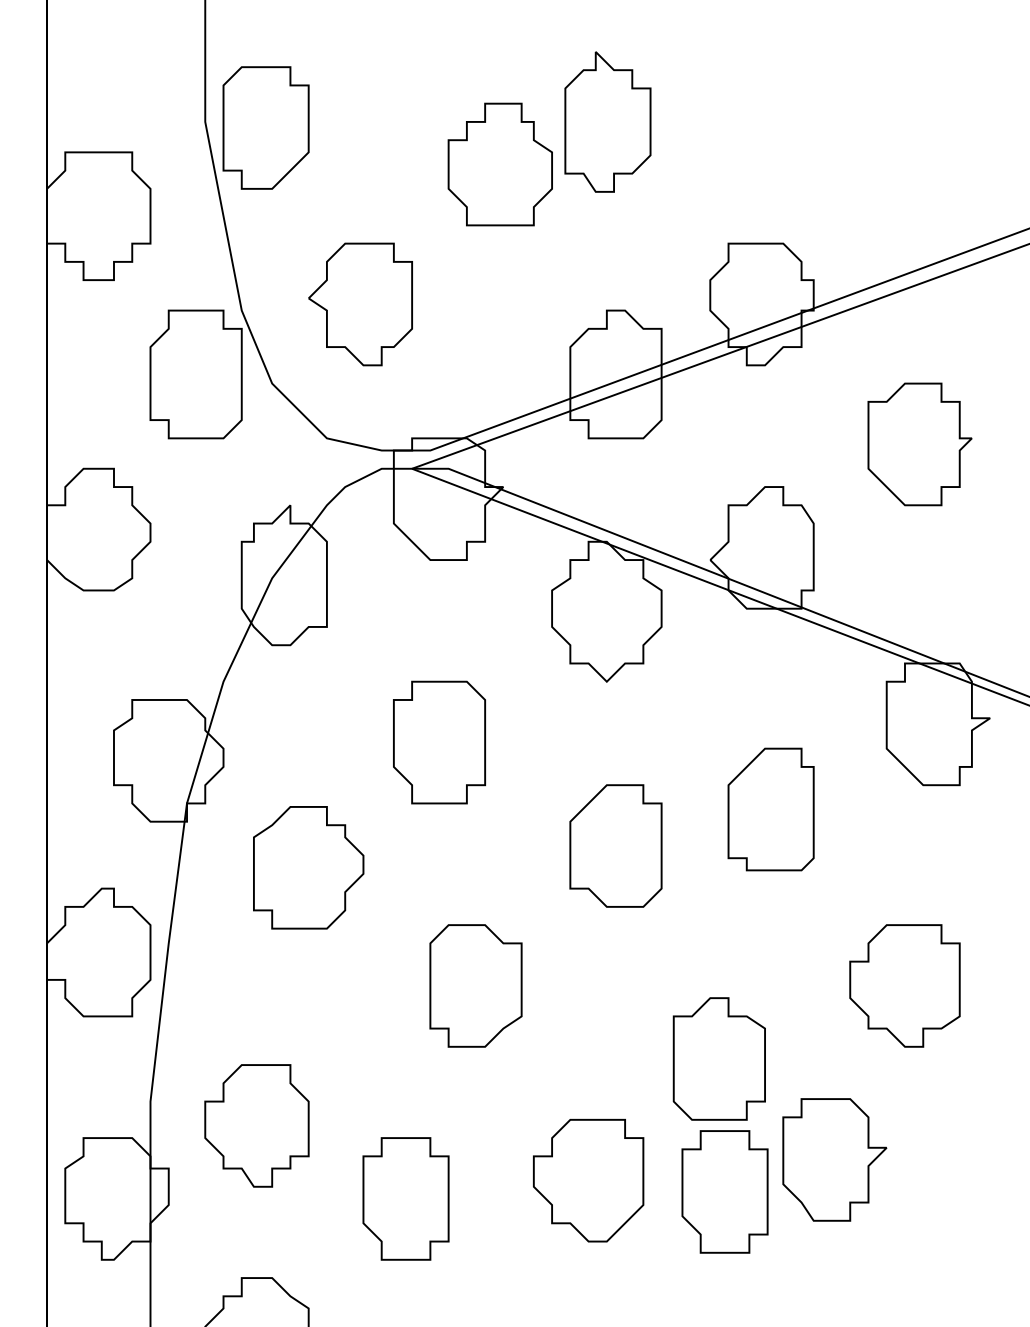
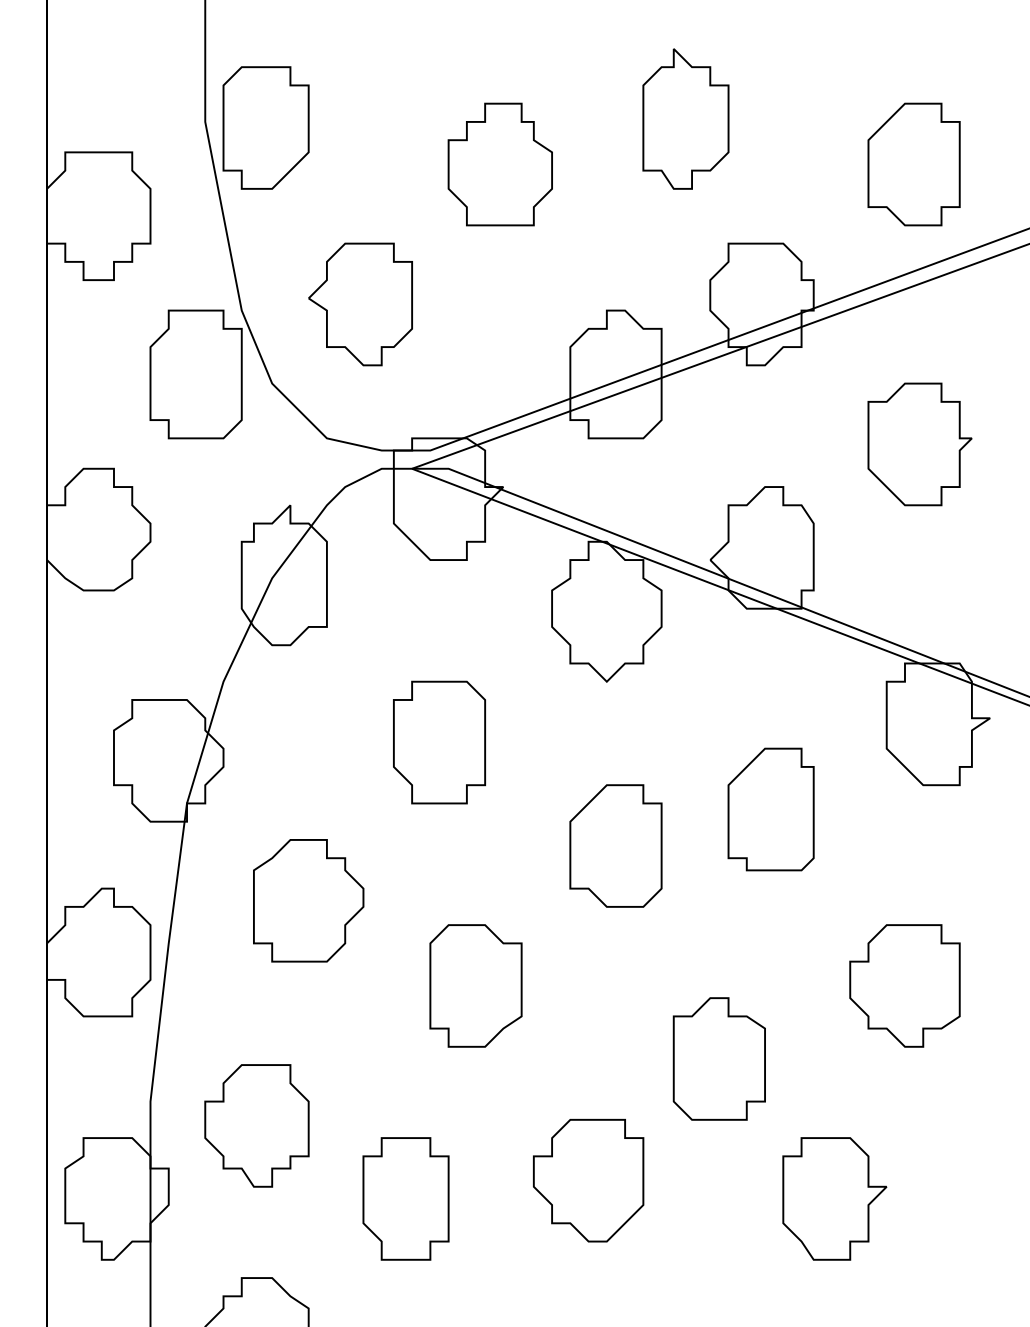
part position: (607, 121) -> (685, 118) (685, 118)
part: none -> present (913, 164)
part position: (308, 867) -> (308, 900) (308, 900)
part position: (834, 1159) -> (834, 1198) (834, 1198)
part: present -> none (724, 1191)
